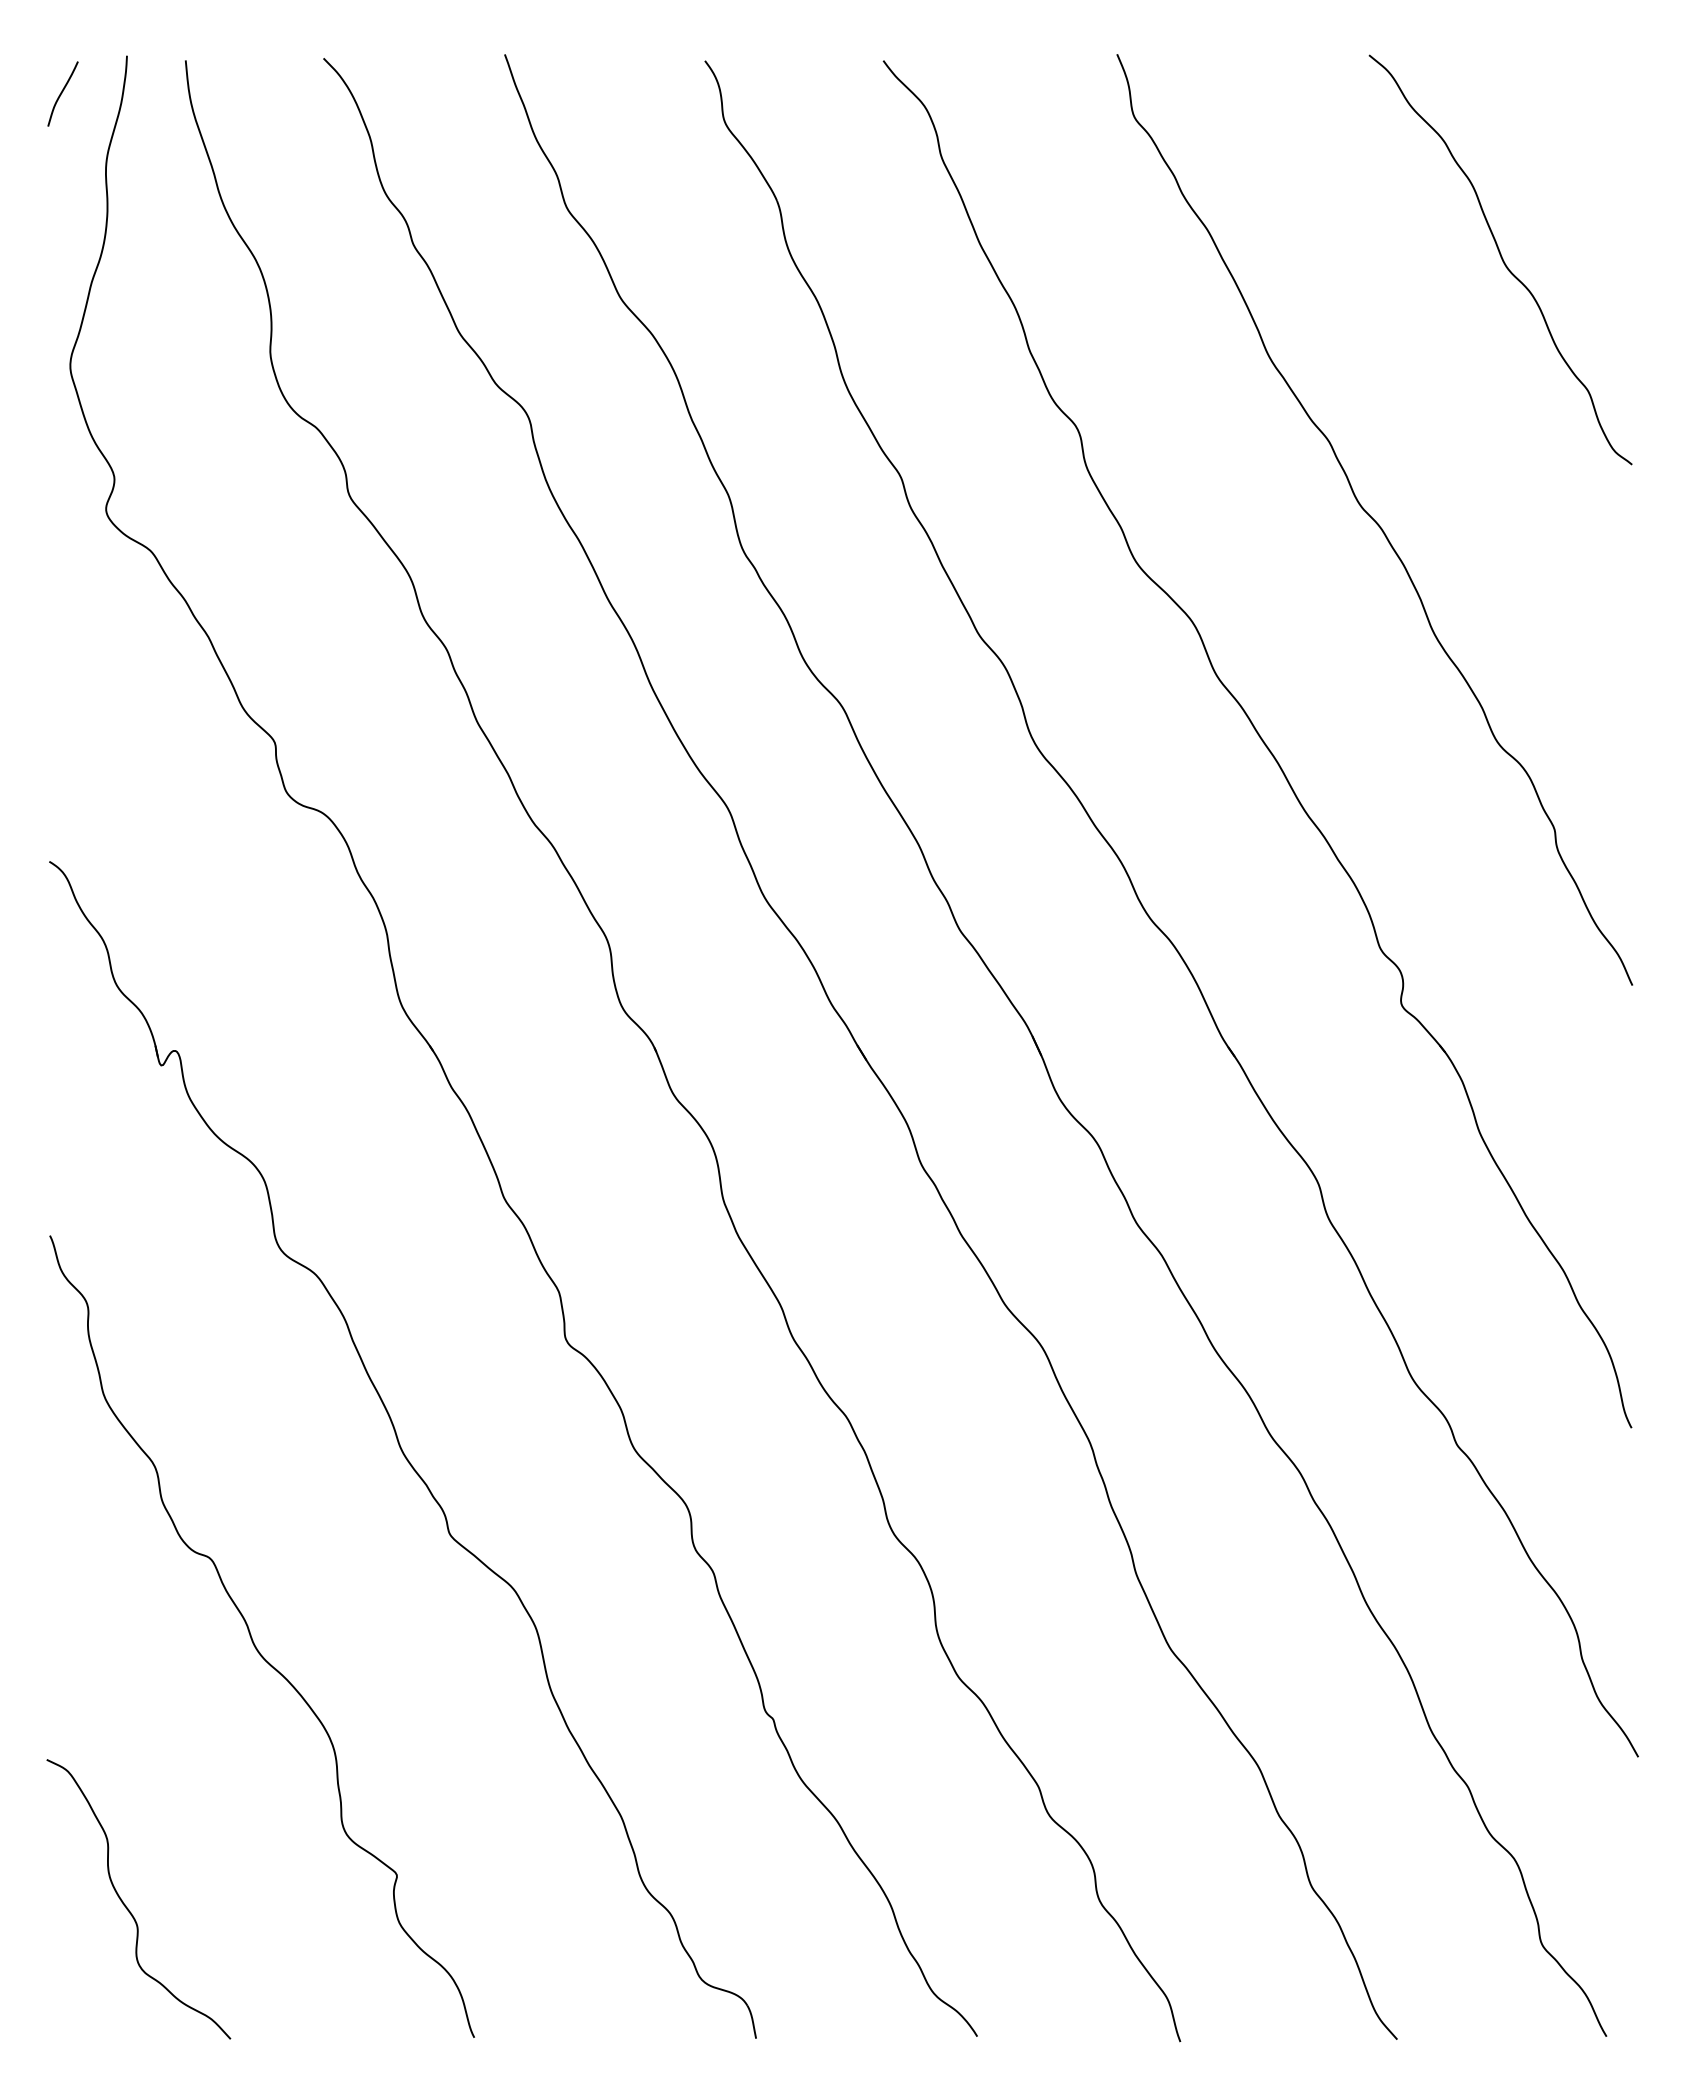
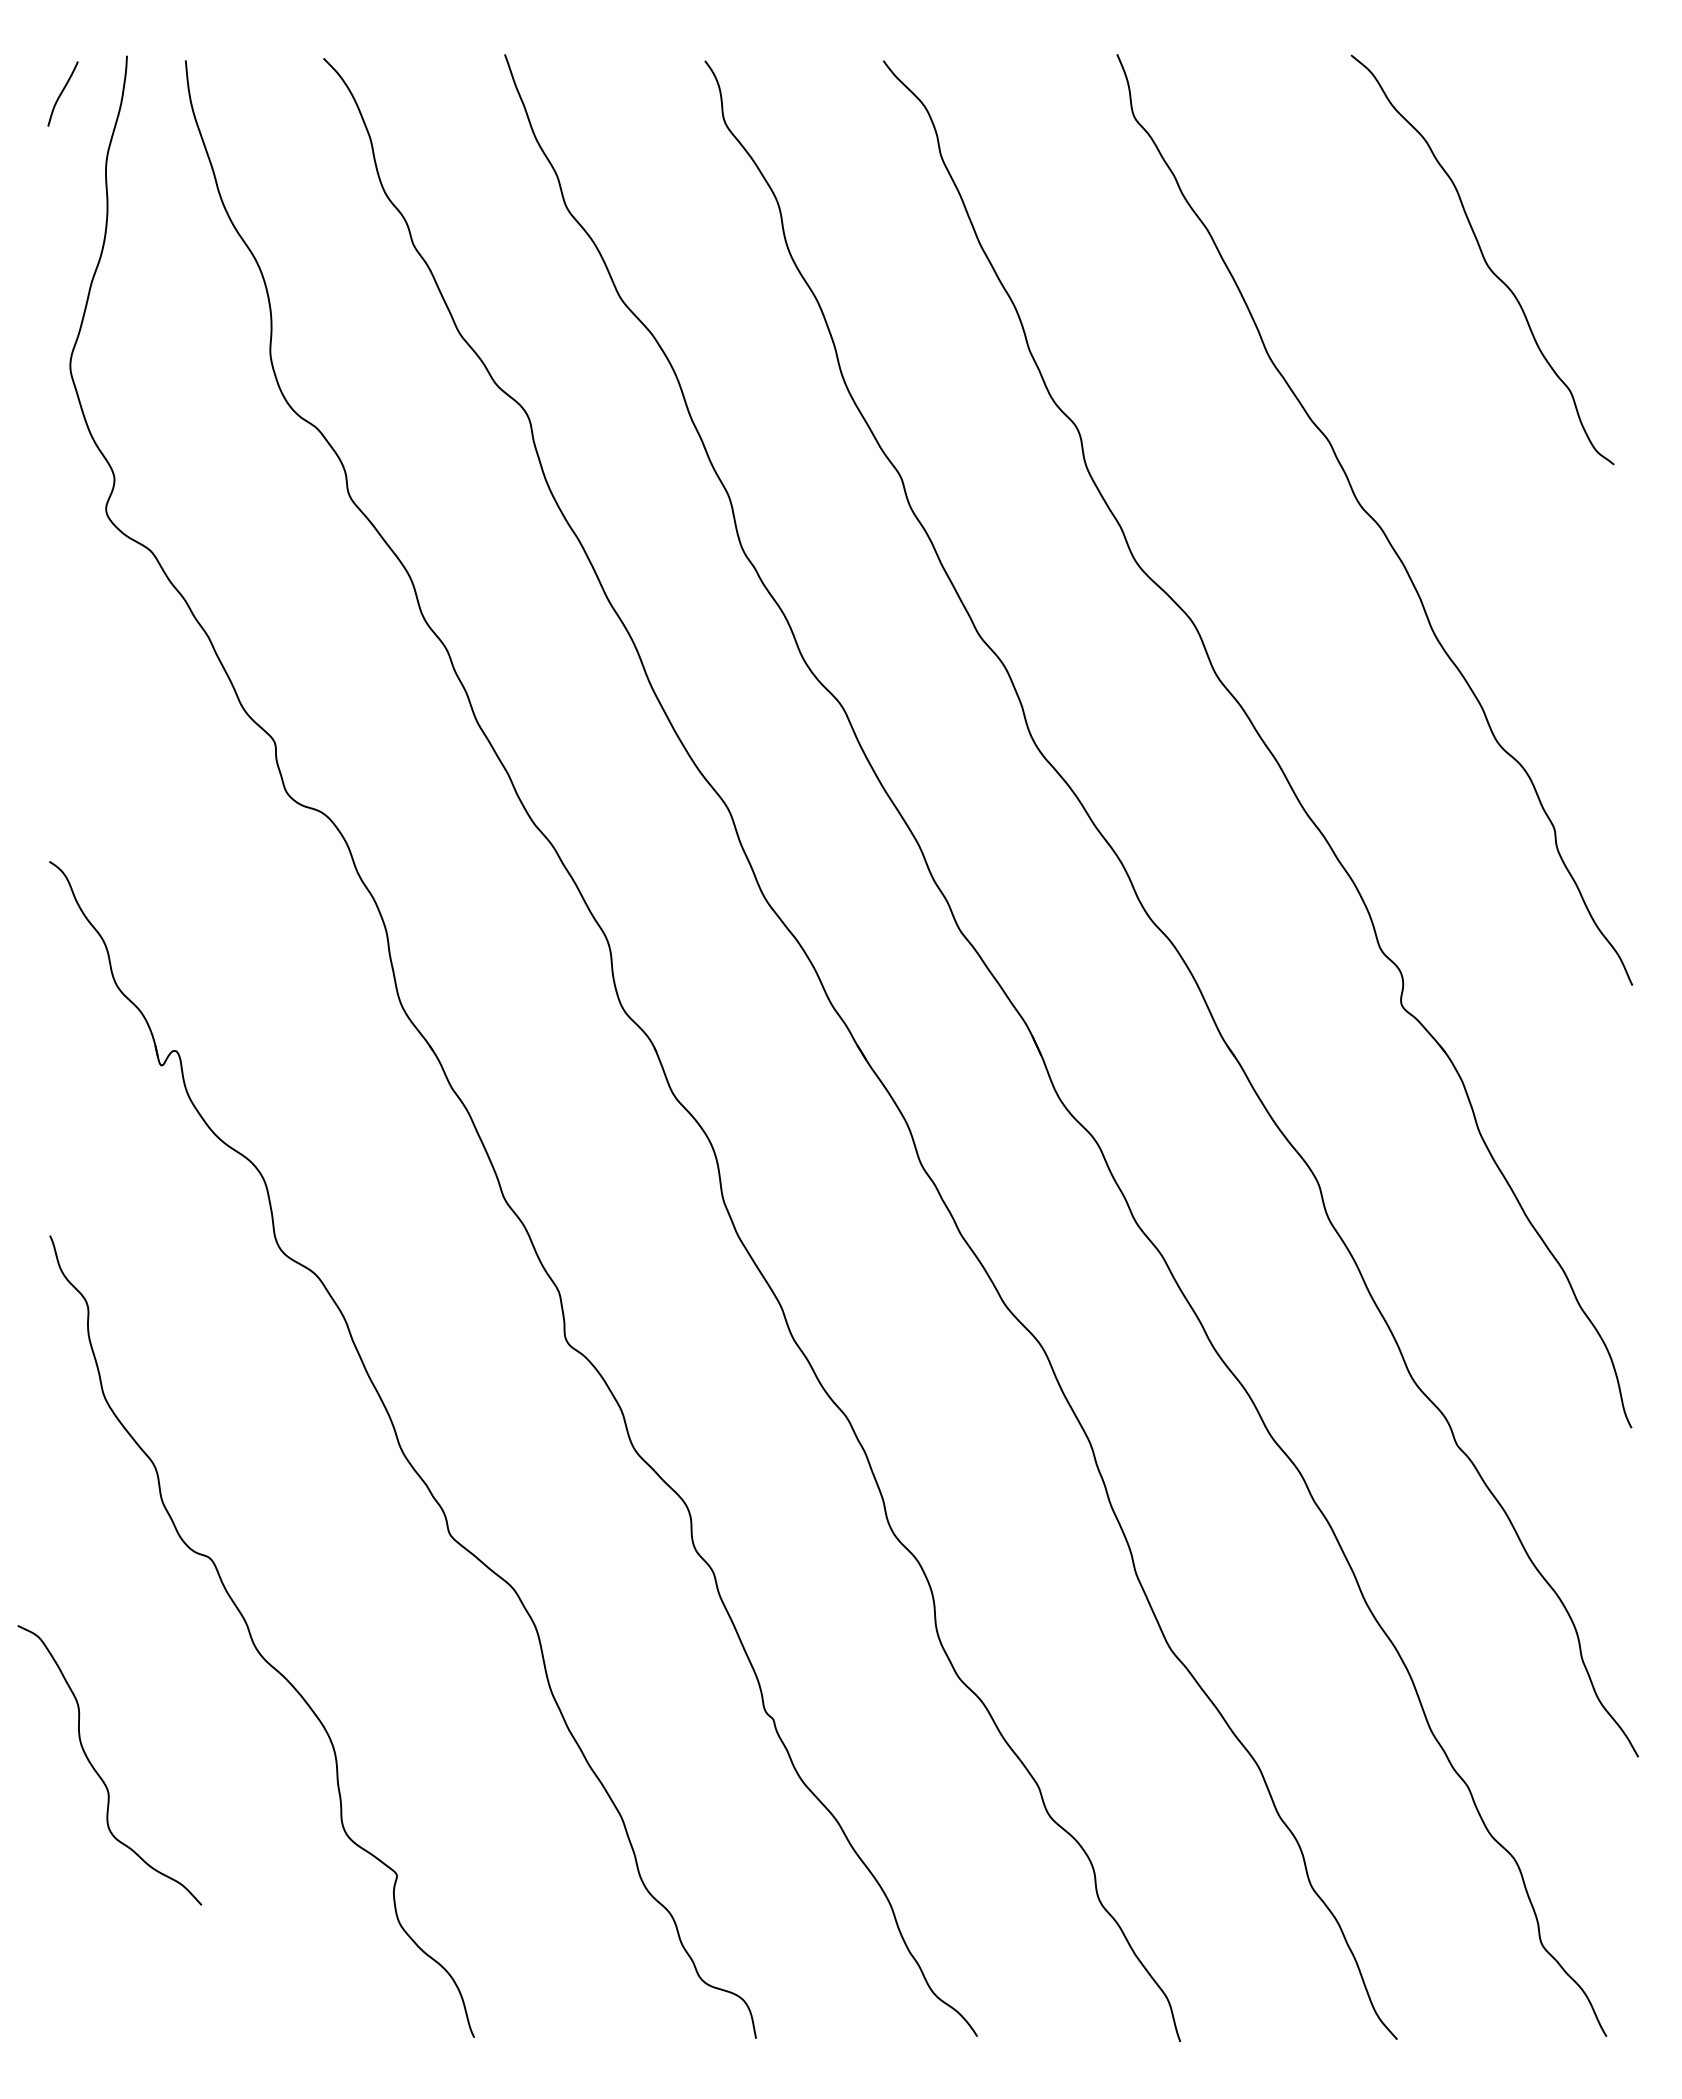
curve position: (1501, 259) -> (1483, 259) (1483, 259)
curve position: (126, 1905) -> (97, 1771) (97, 1771)
